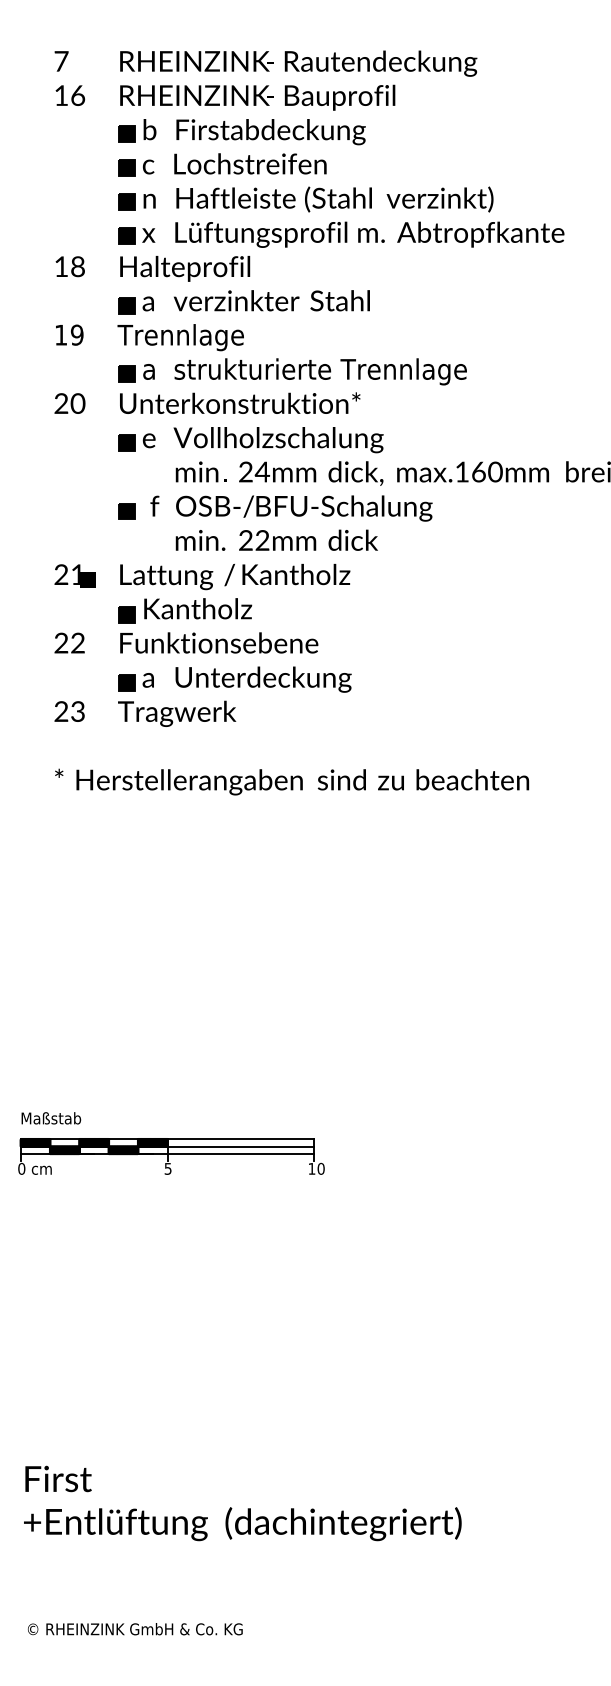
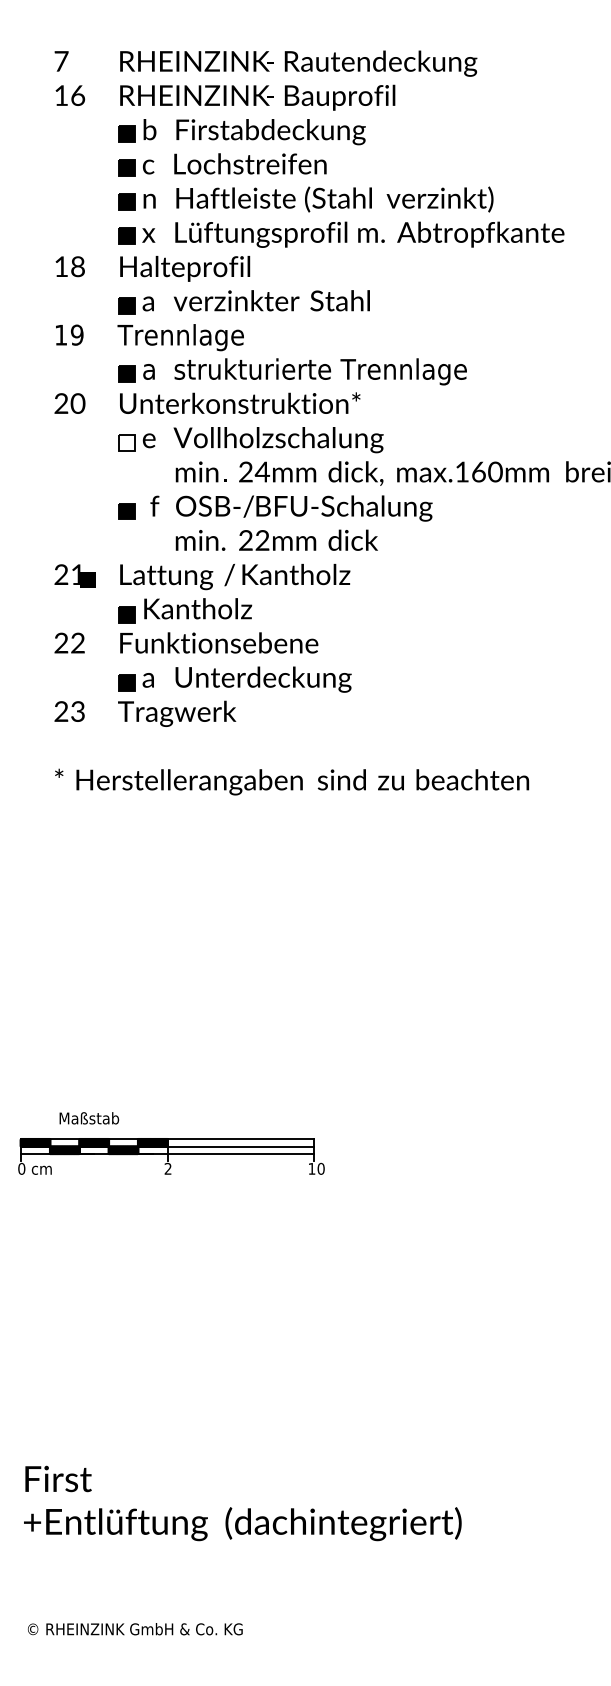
fill: present -> none (126, 442)
text position: (51, 1118) -> (89, 1118) (89, 1118)
text: 5 -> 2 (167, 1168)
